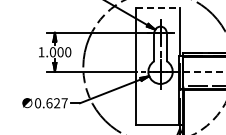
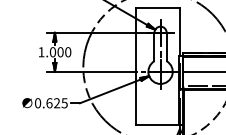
line: dashed -> solid (158, 8)
line: dashed -> solid (203, 71)
text: 0.627 -> 0.625 (64, 103)
